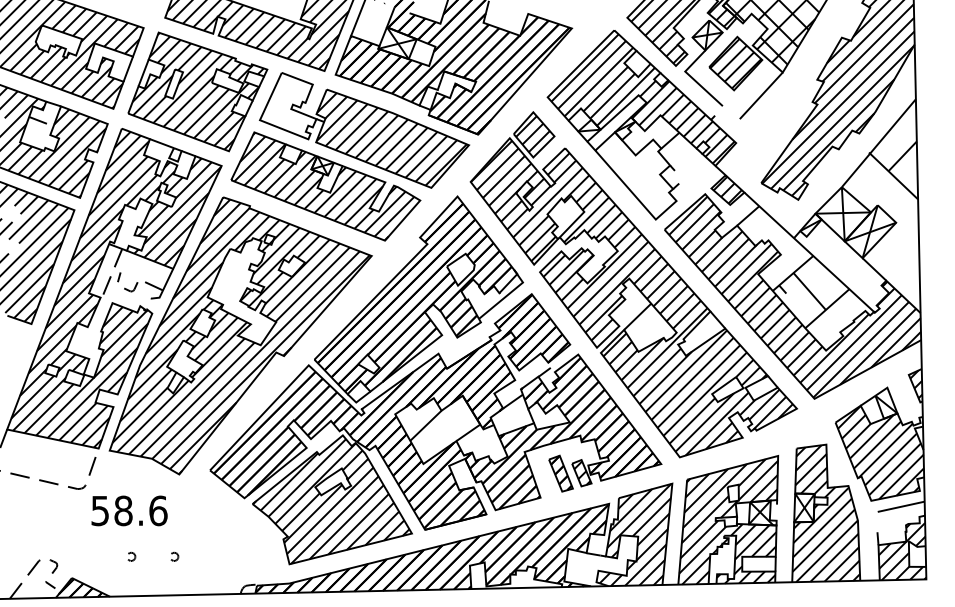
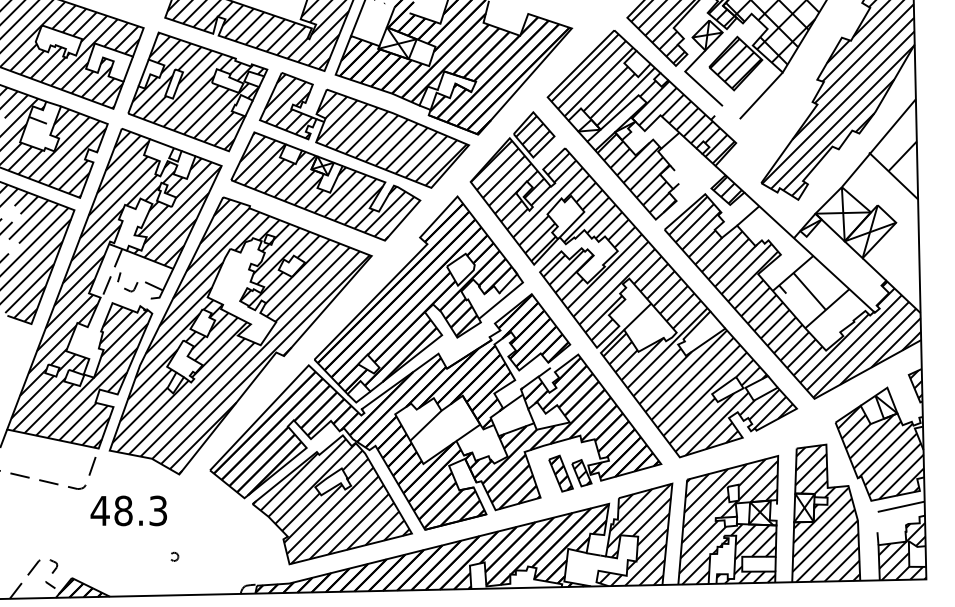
hatch: none -> present (288, 106)
hatch: none -> present (636, 173)
text: 58.6 -> 48.3 (128, 510)
part: present -> none (131, 556)
